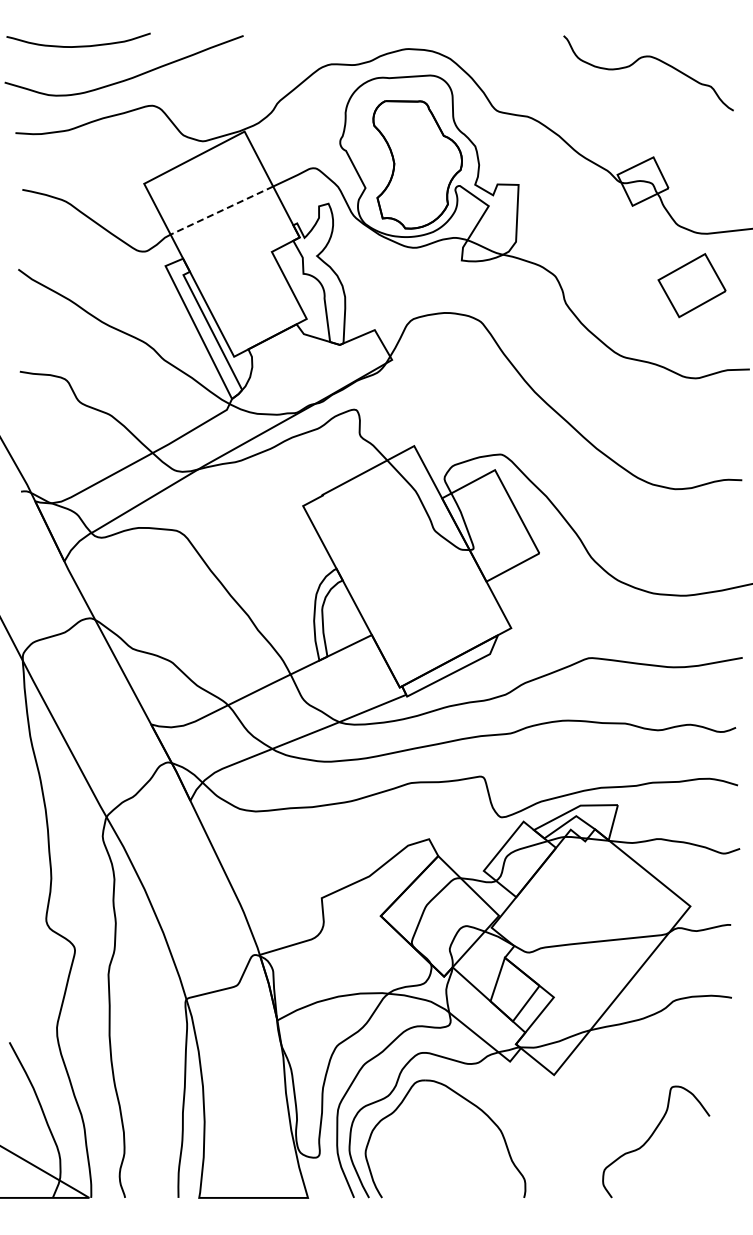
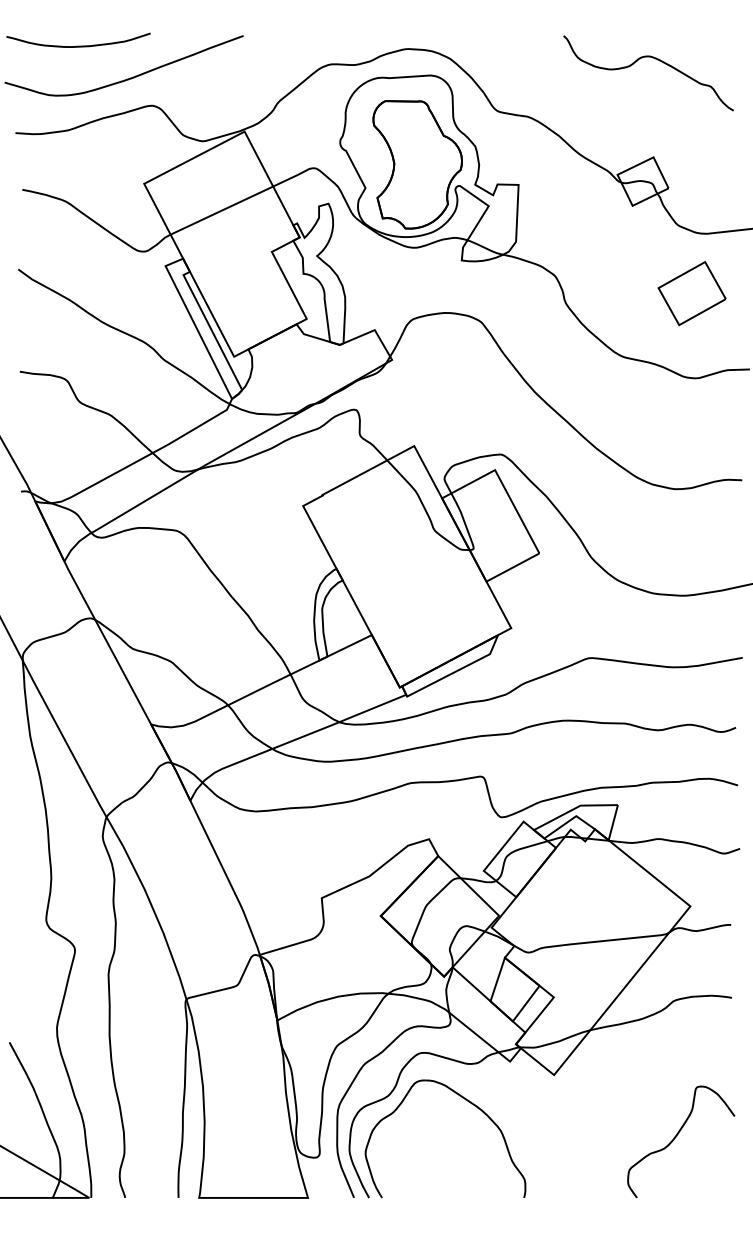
line: dashed -> solid (221, 210)
part position: (691, 285) -> (691, 293) (691, 293)
curve position: (651, 1137) -> (676, 1137) (676, 1137)
